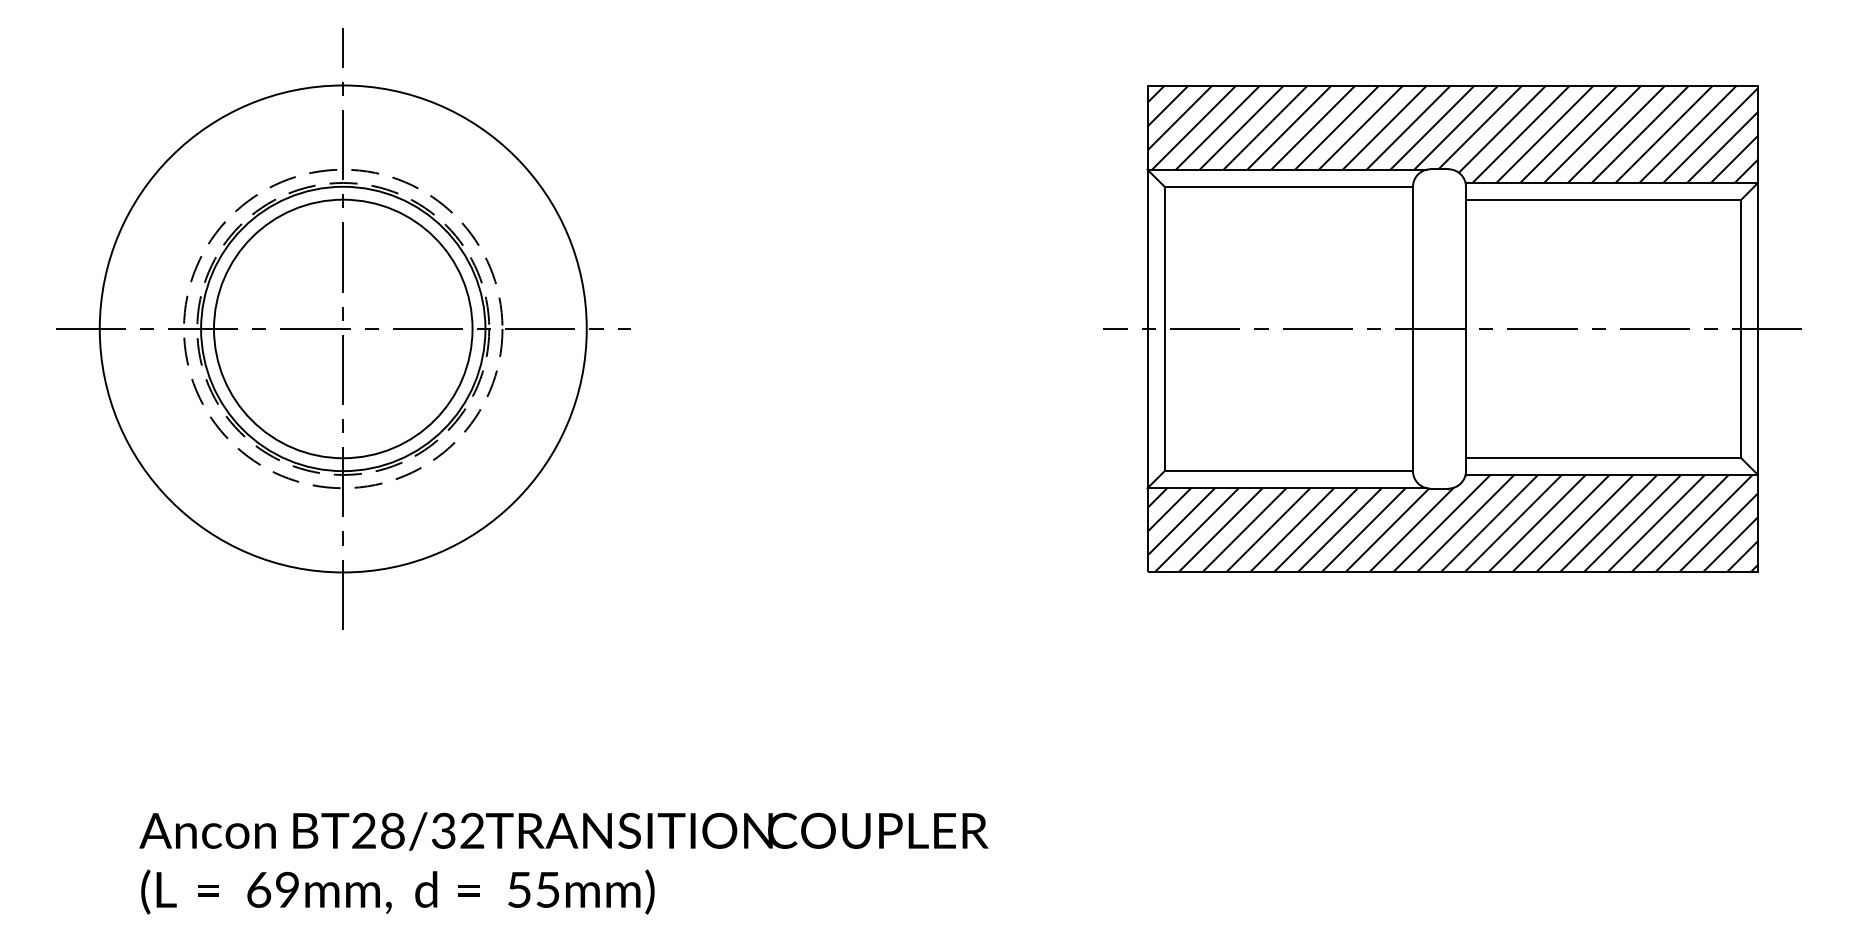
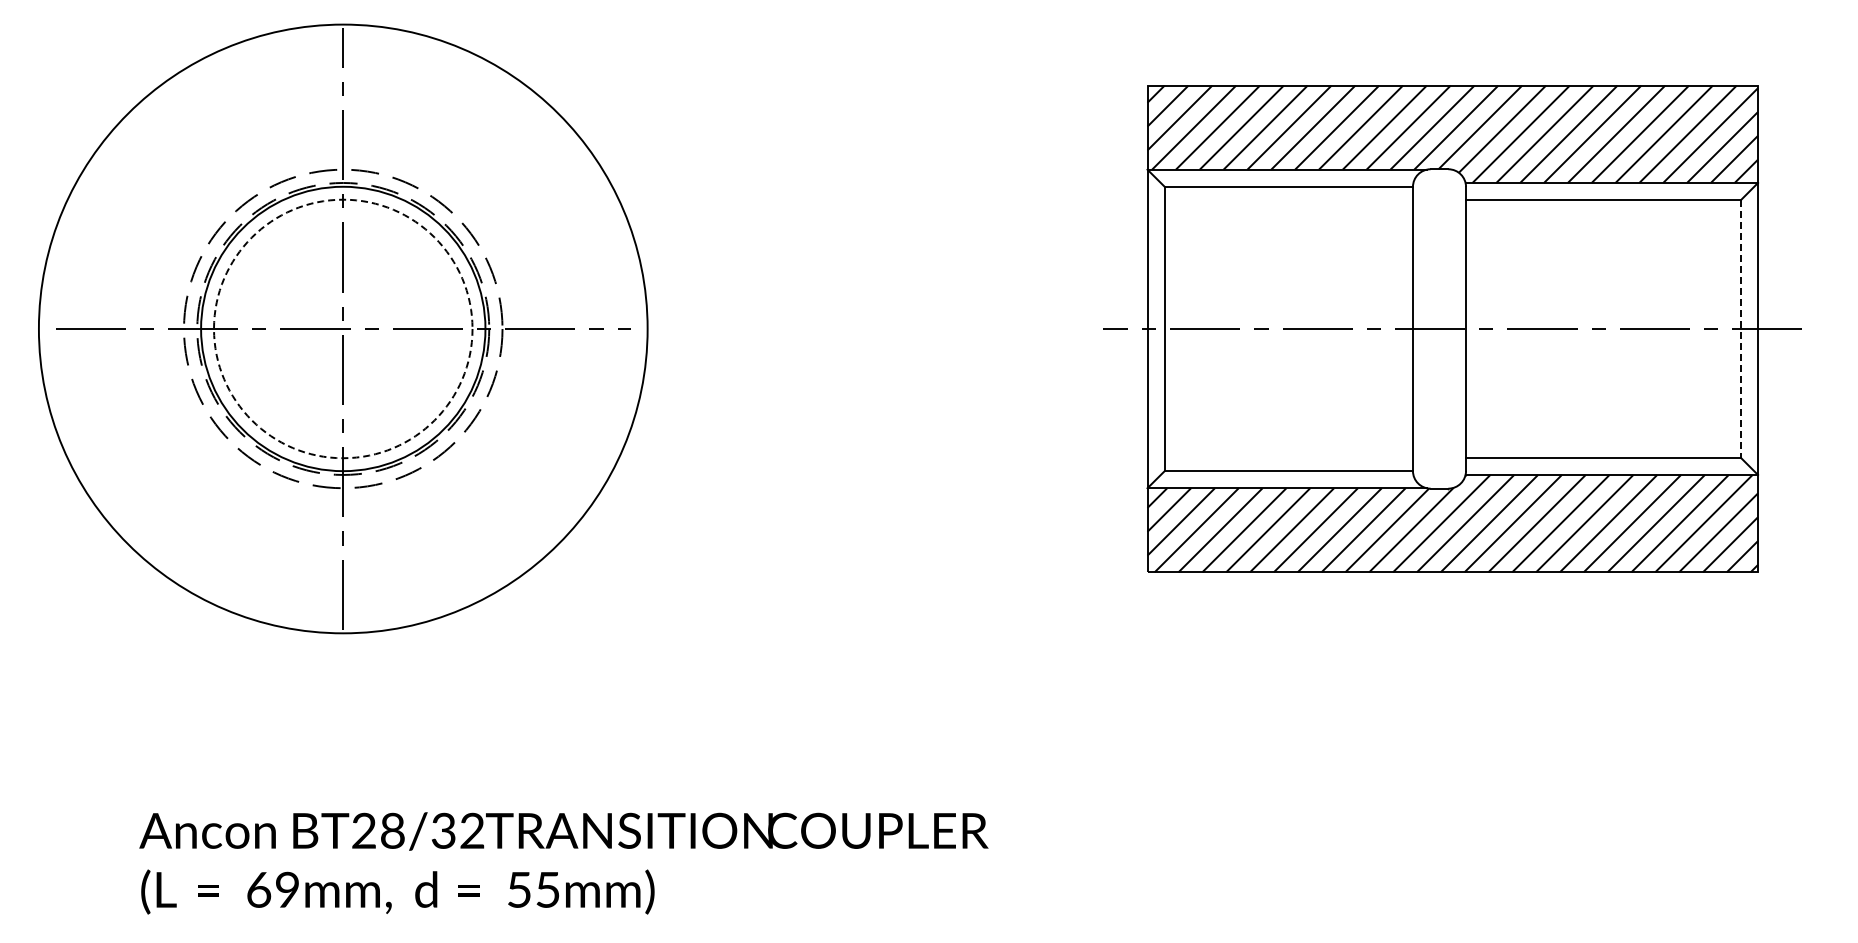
circle diameter: 487 px -> 609 px (342, 328)
circle: solid -> dashed (343, 328)
line: solid -> dashed (1741, 329)
